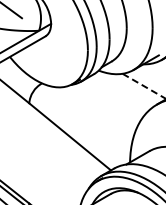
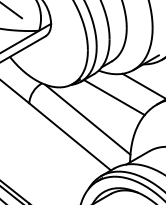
line: dashed -> solid (144, 86)
line: none -> present (113, 97)
line: none -> present (87, 119)
